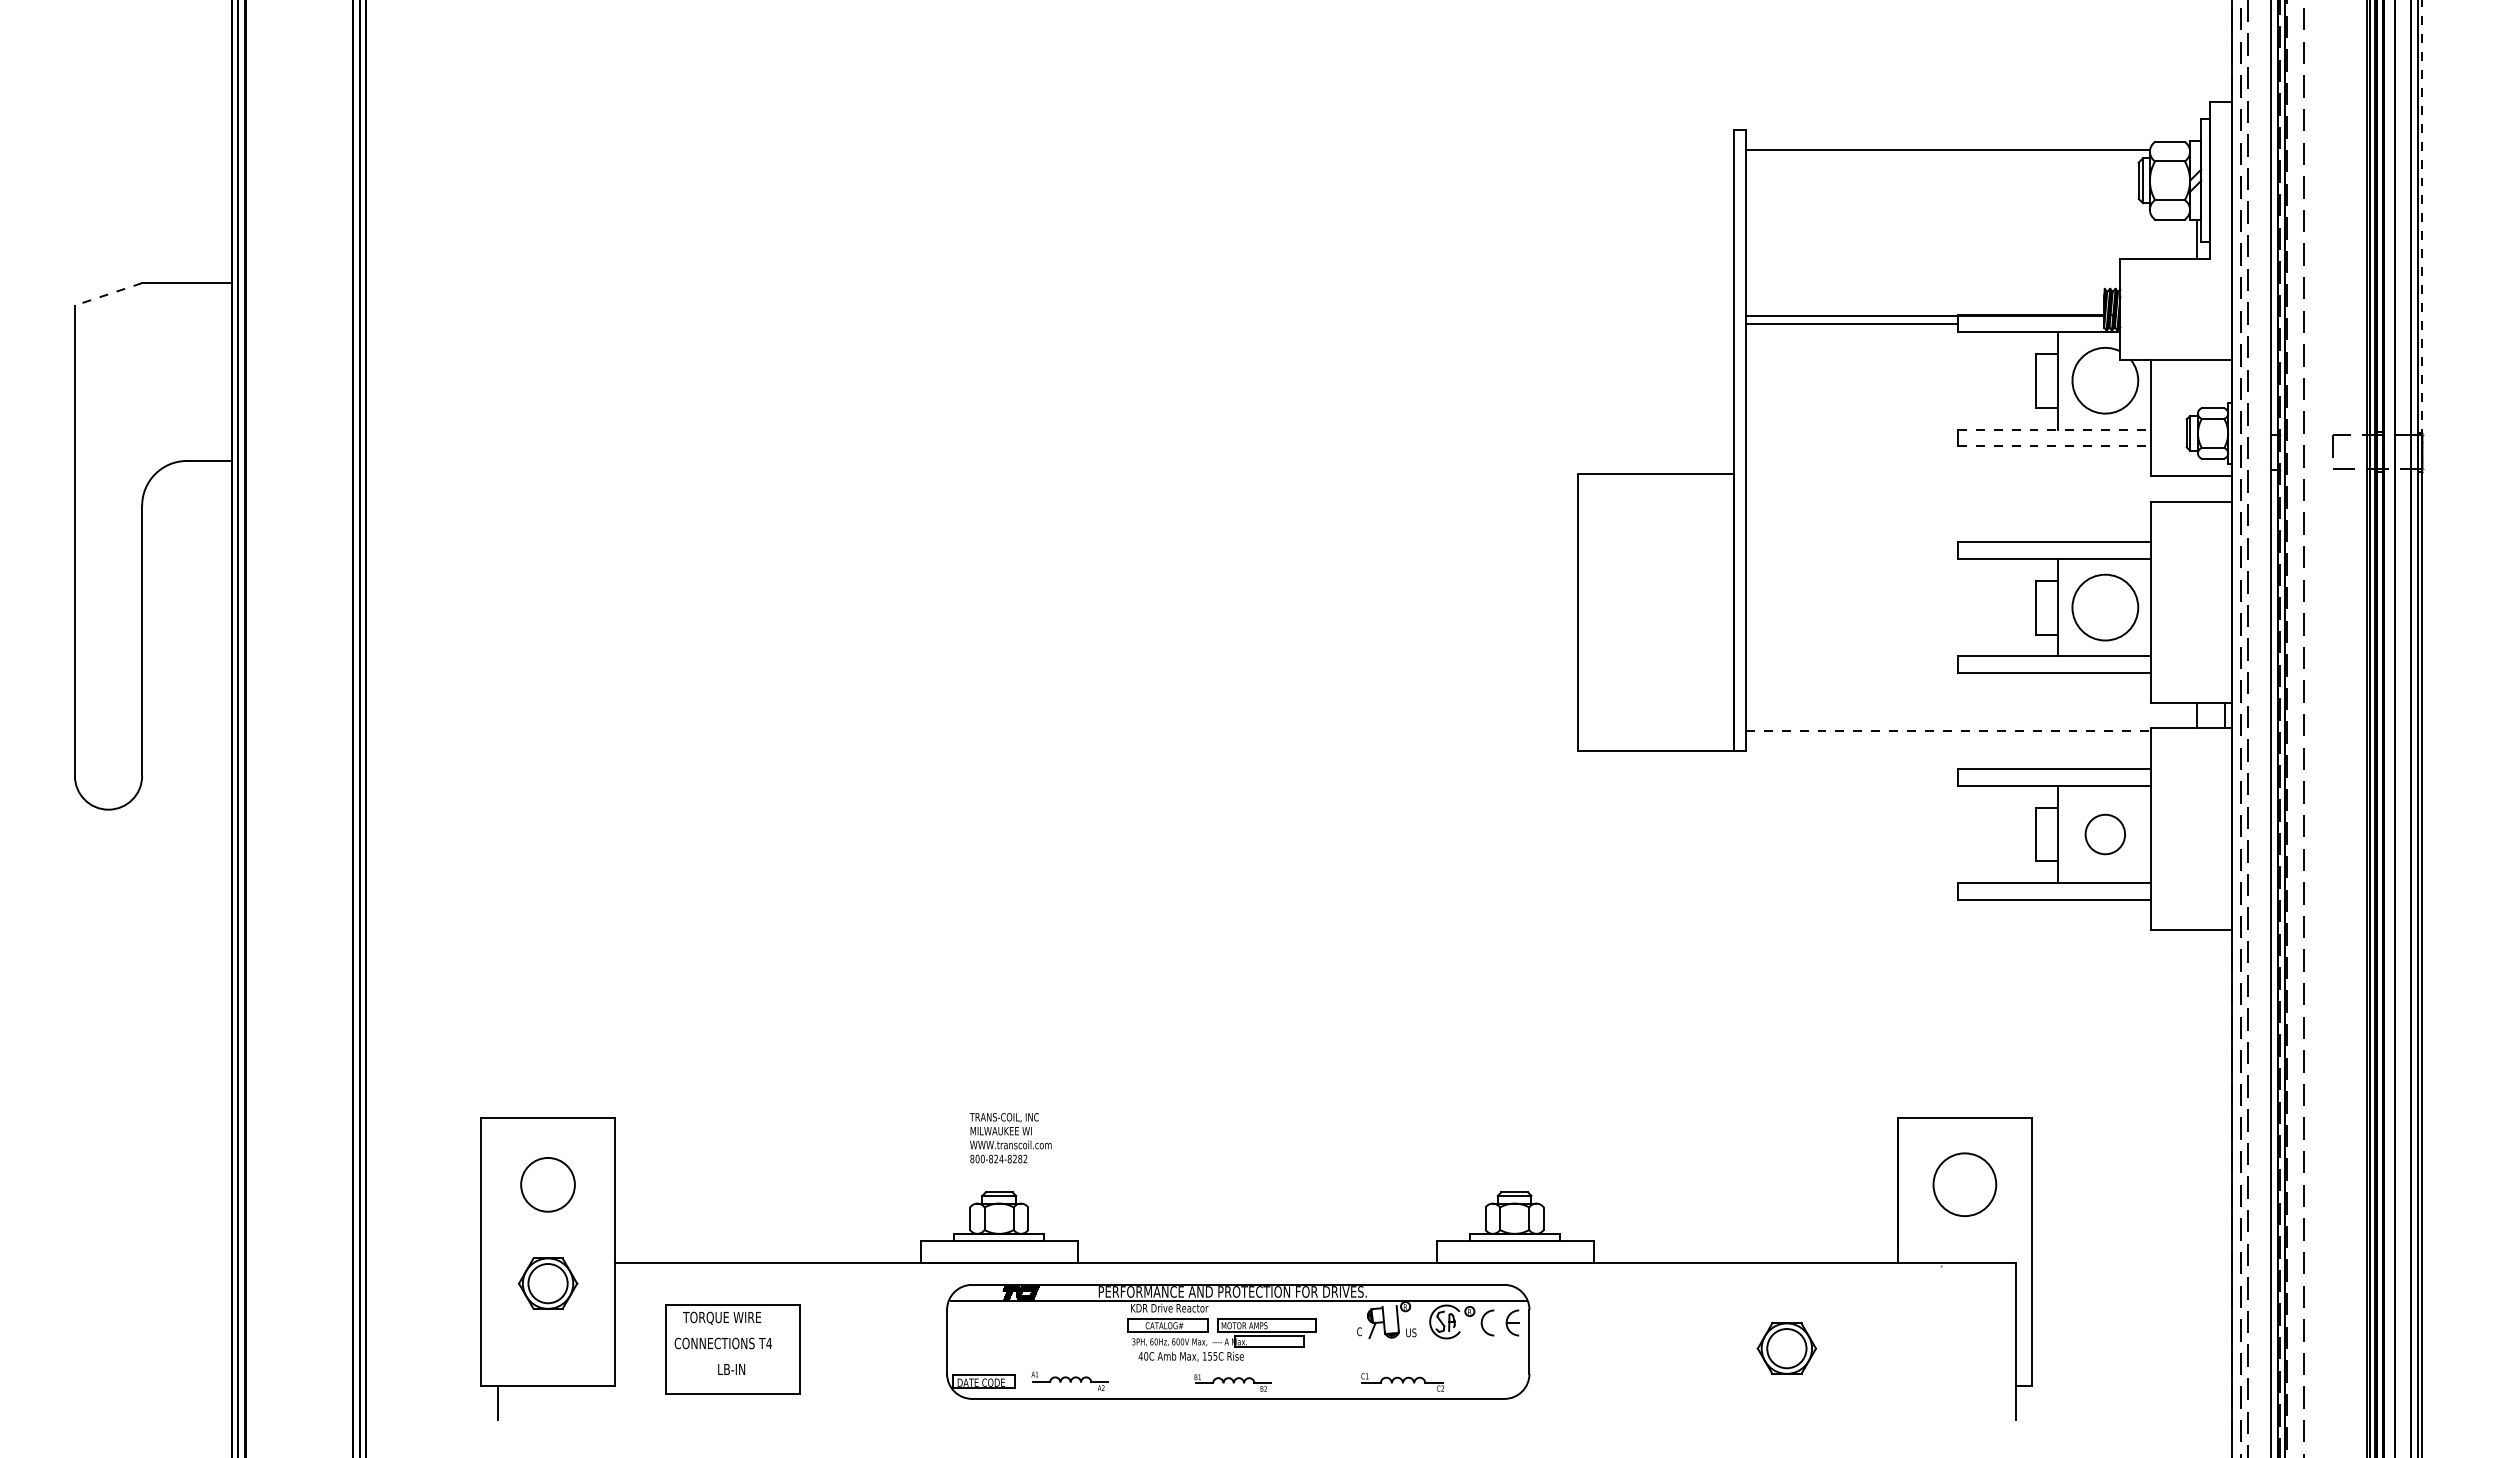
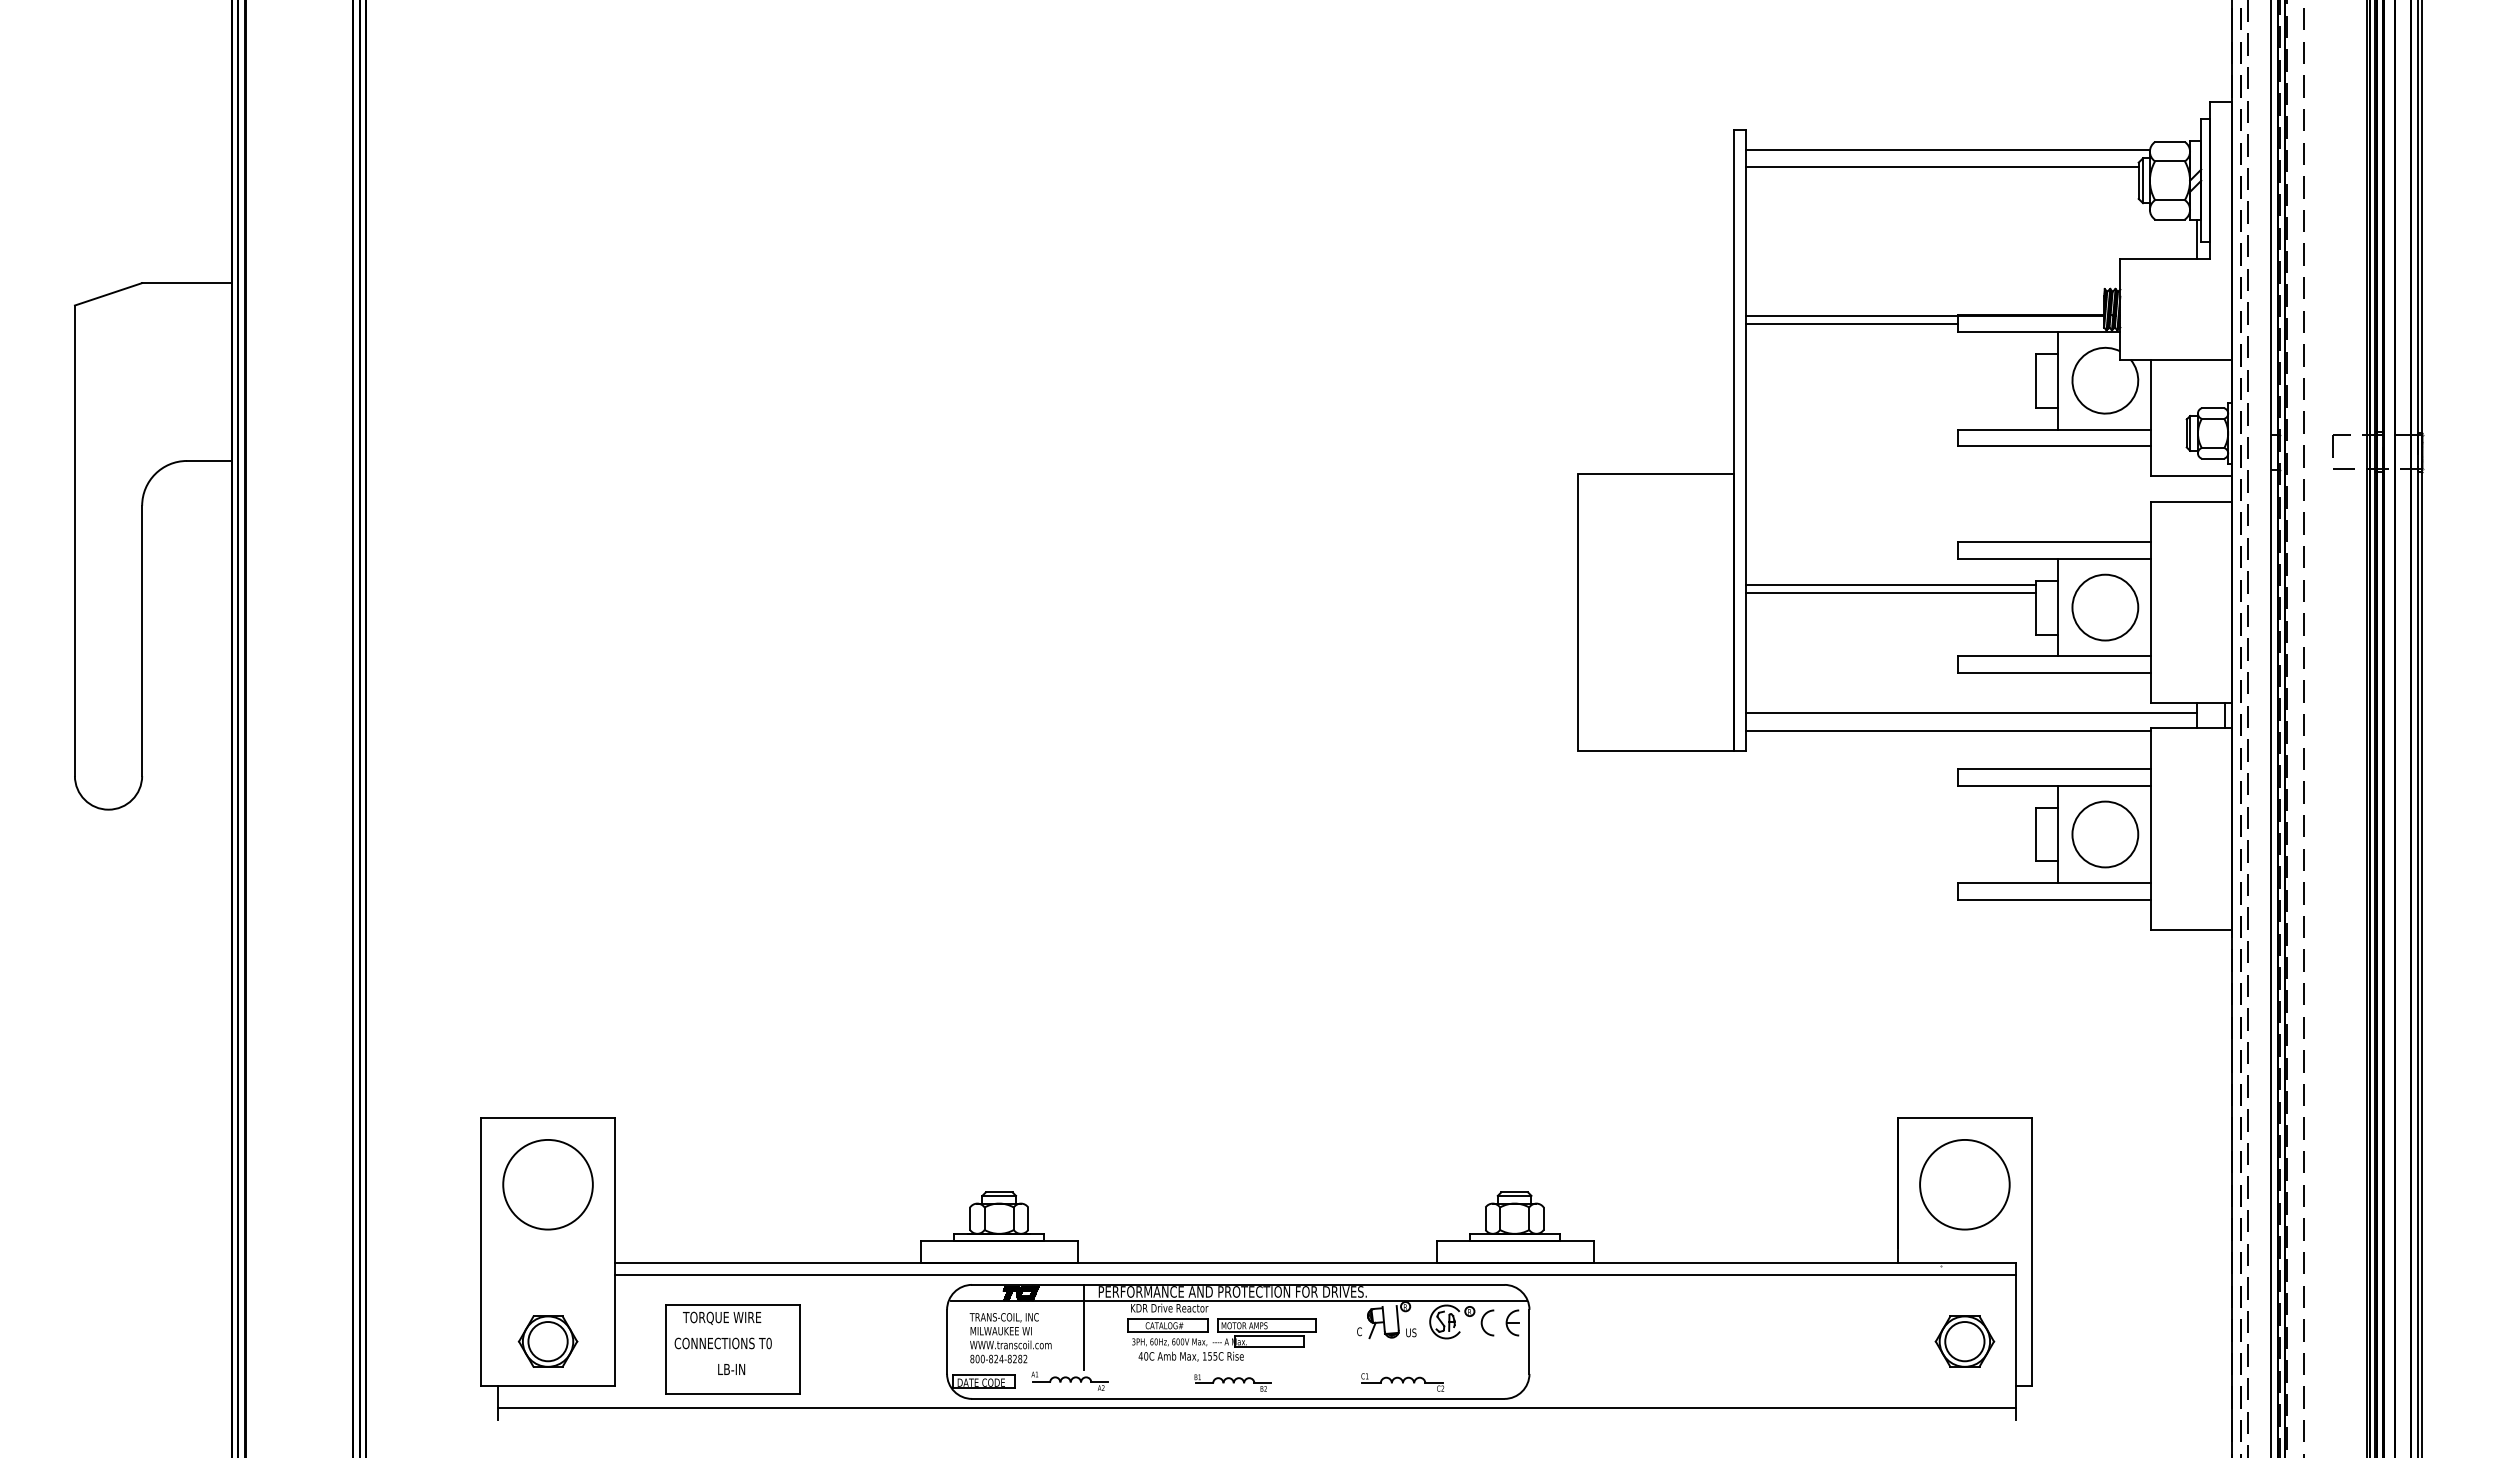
line: none -> present (1941, 167)
line: dashed -> solid (2422, 218)
line: dashed -> solid (108, 294)
line: dashed -> solid (2054, 429)
line: dashed -> solid (2054, 446)
line: none -> present (1890, 585)
line: none -> present (1890, 592)
line: none -> present (1970, 713)
line: dashed -> solid (1948, 730)
circle diameter: 39 px -> 66 px (2105, 834)
text position: (1010, 1138) -> (1010, 1338) (1010, 1338)
circle size: 56x56 px -> 92x92 px (547, 1184)
circle diameter: 63 px -> 90 px (1964, 1184)
line: none -> present (1315, 1275)
part position: (547, 1283) -> (547, 1341) (547, 1341)
line: none -> present (1084, 1327)
text: T4 -> T0 (768, 1343)
part position: (1786, 1348) -> (1964, 1341) (1964, 1341)
line: none -> present (1256, 1408)
